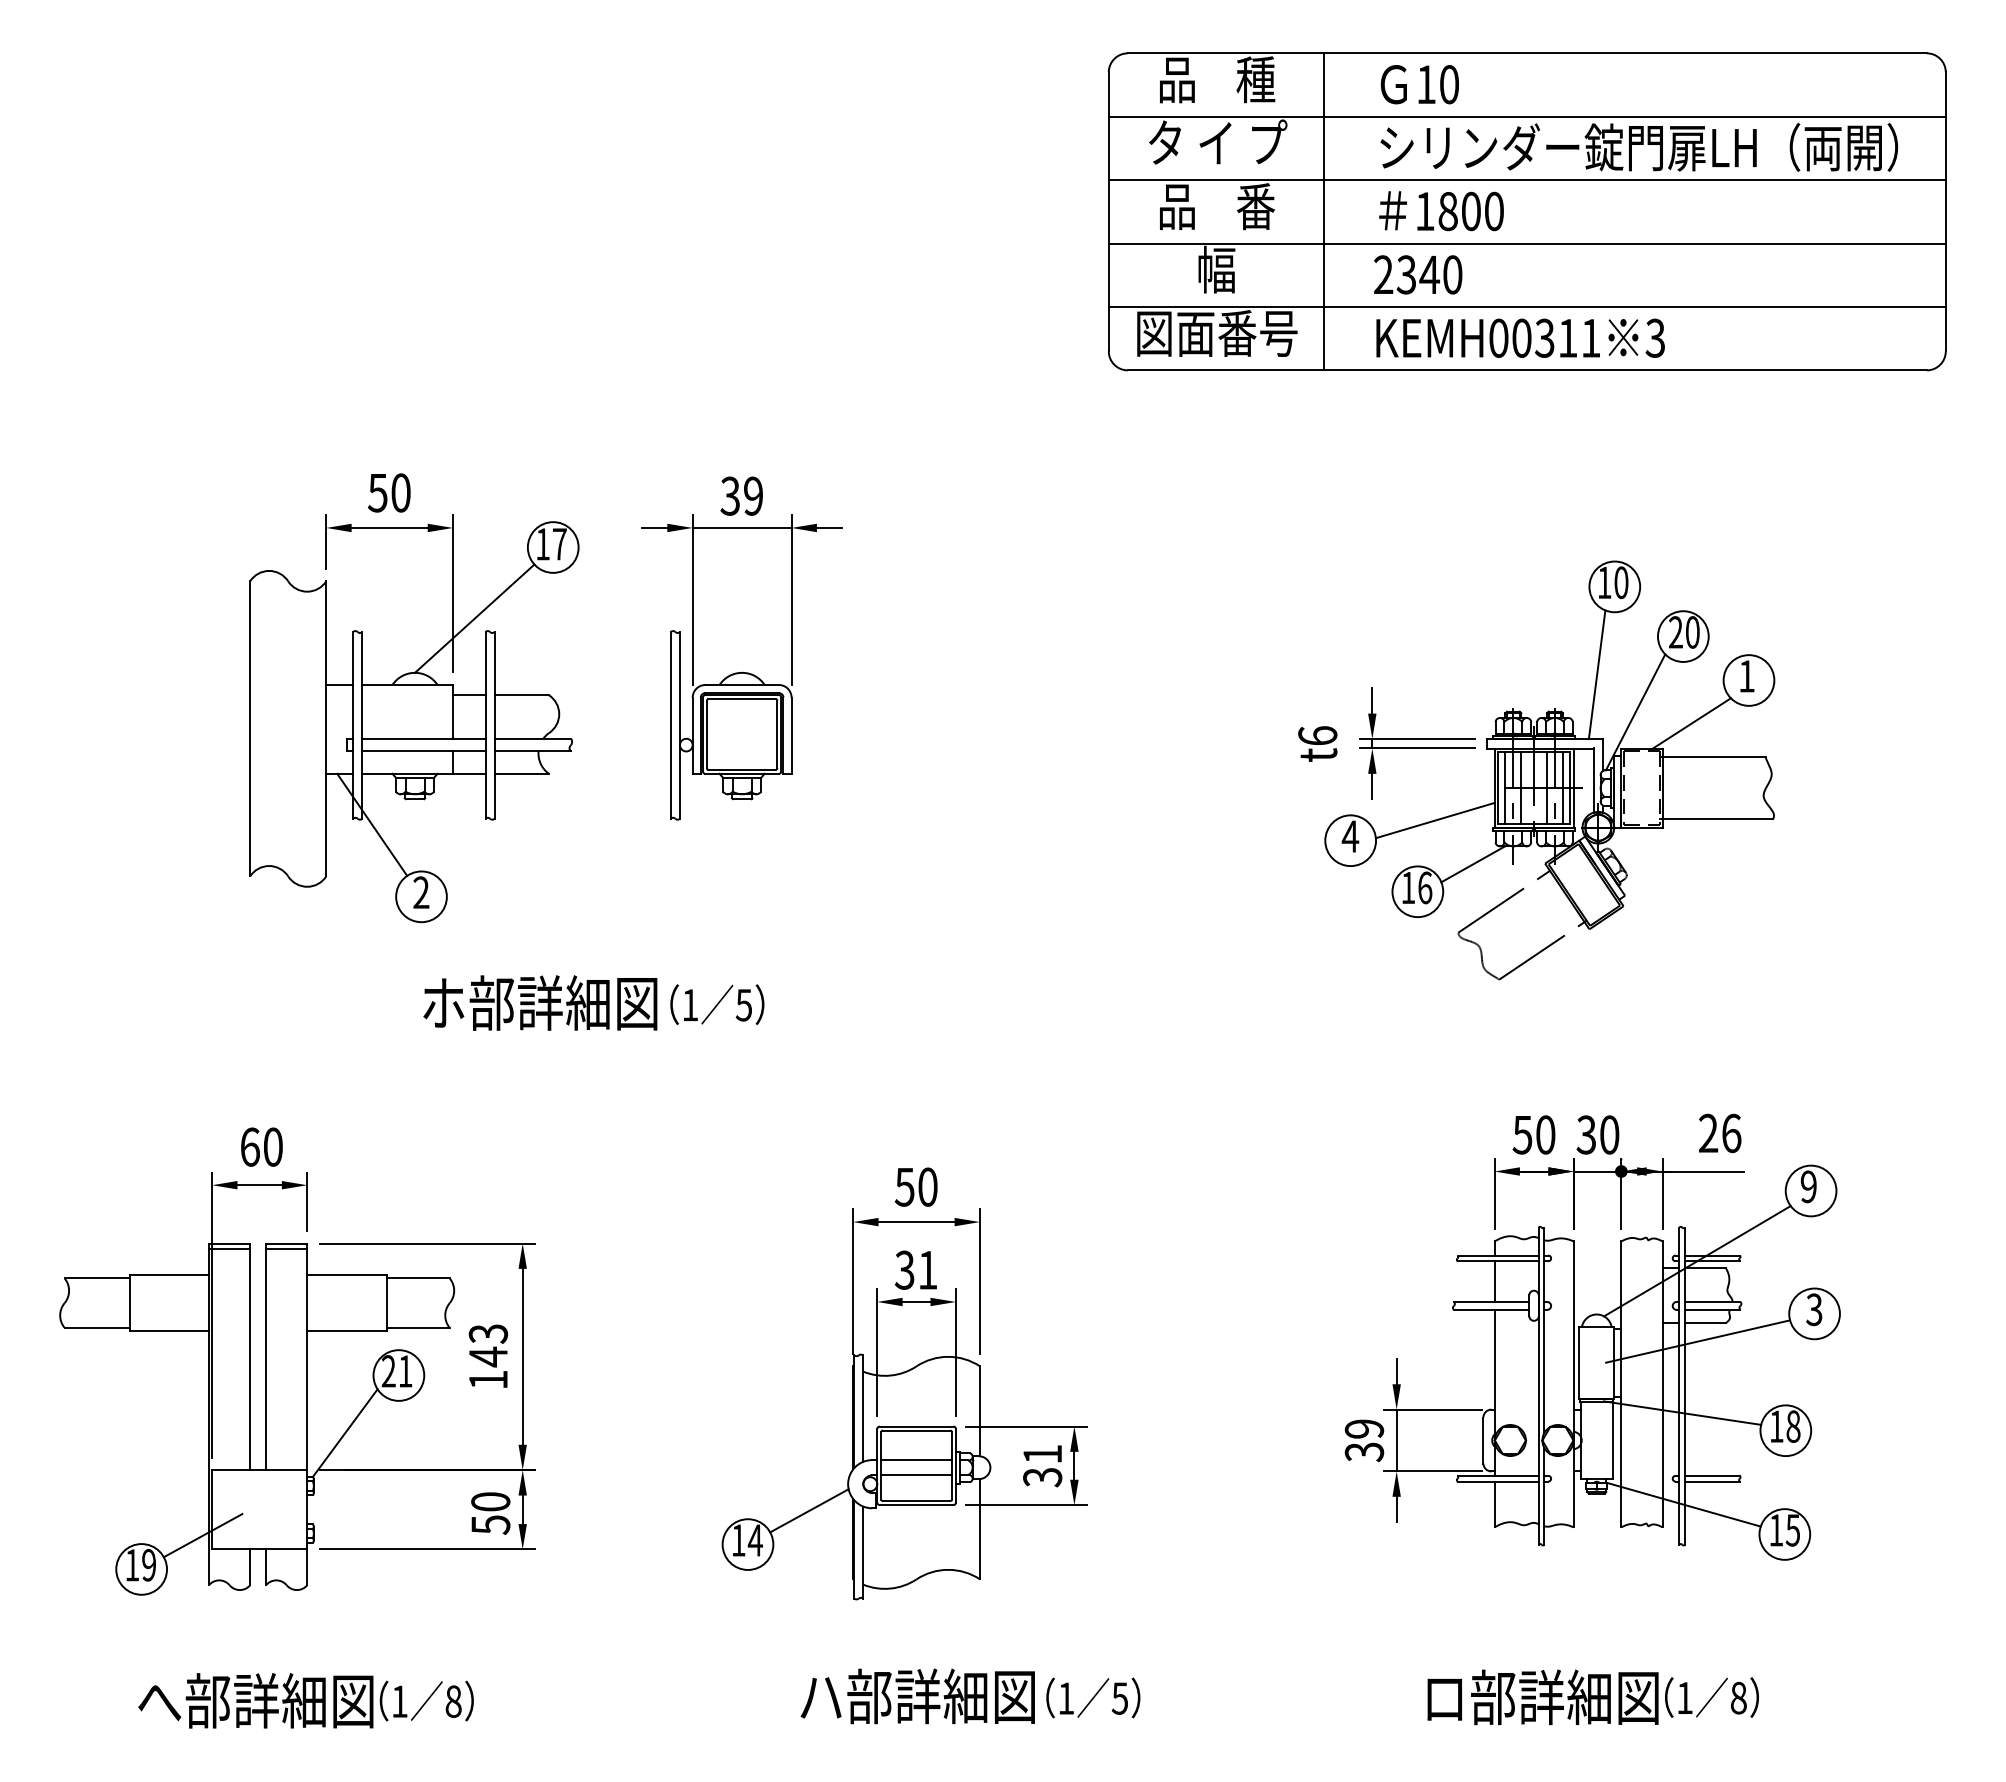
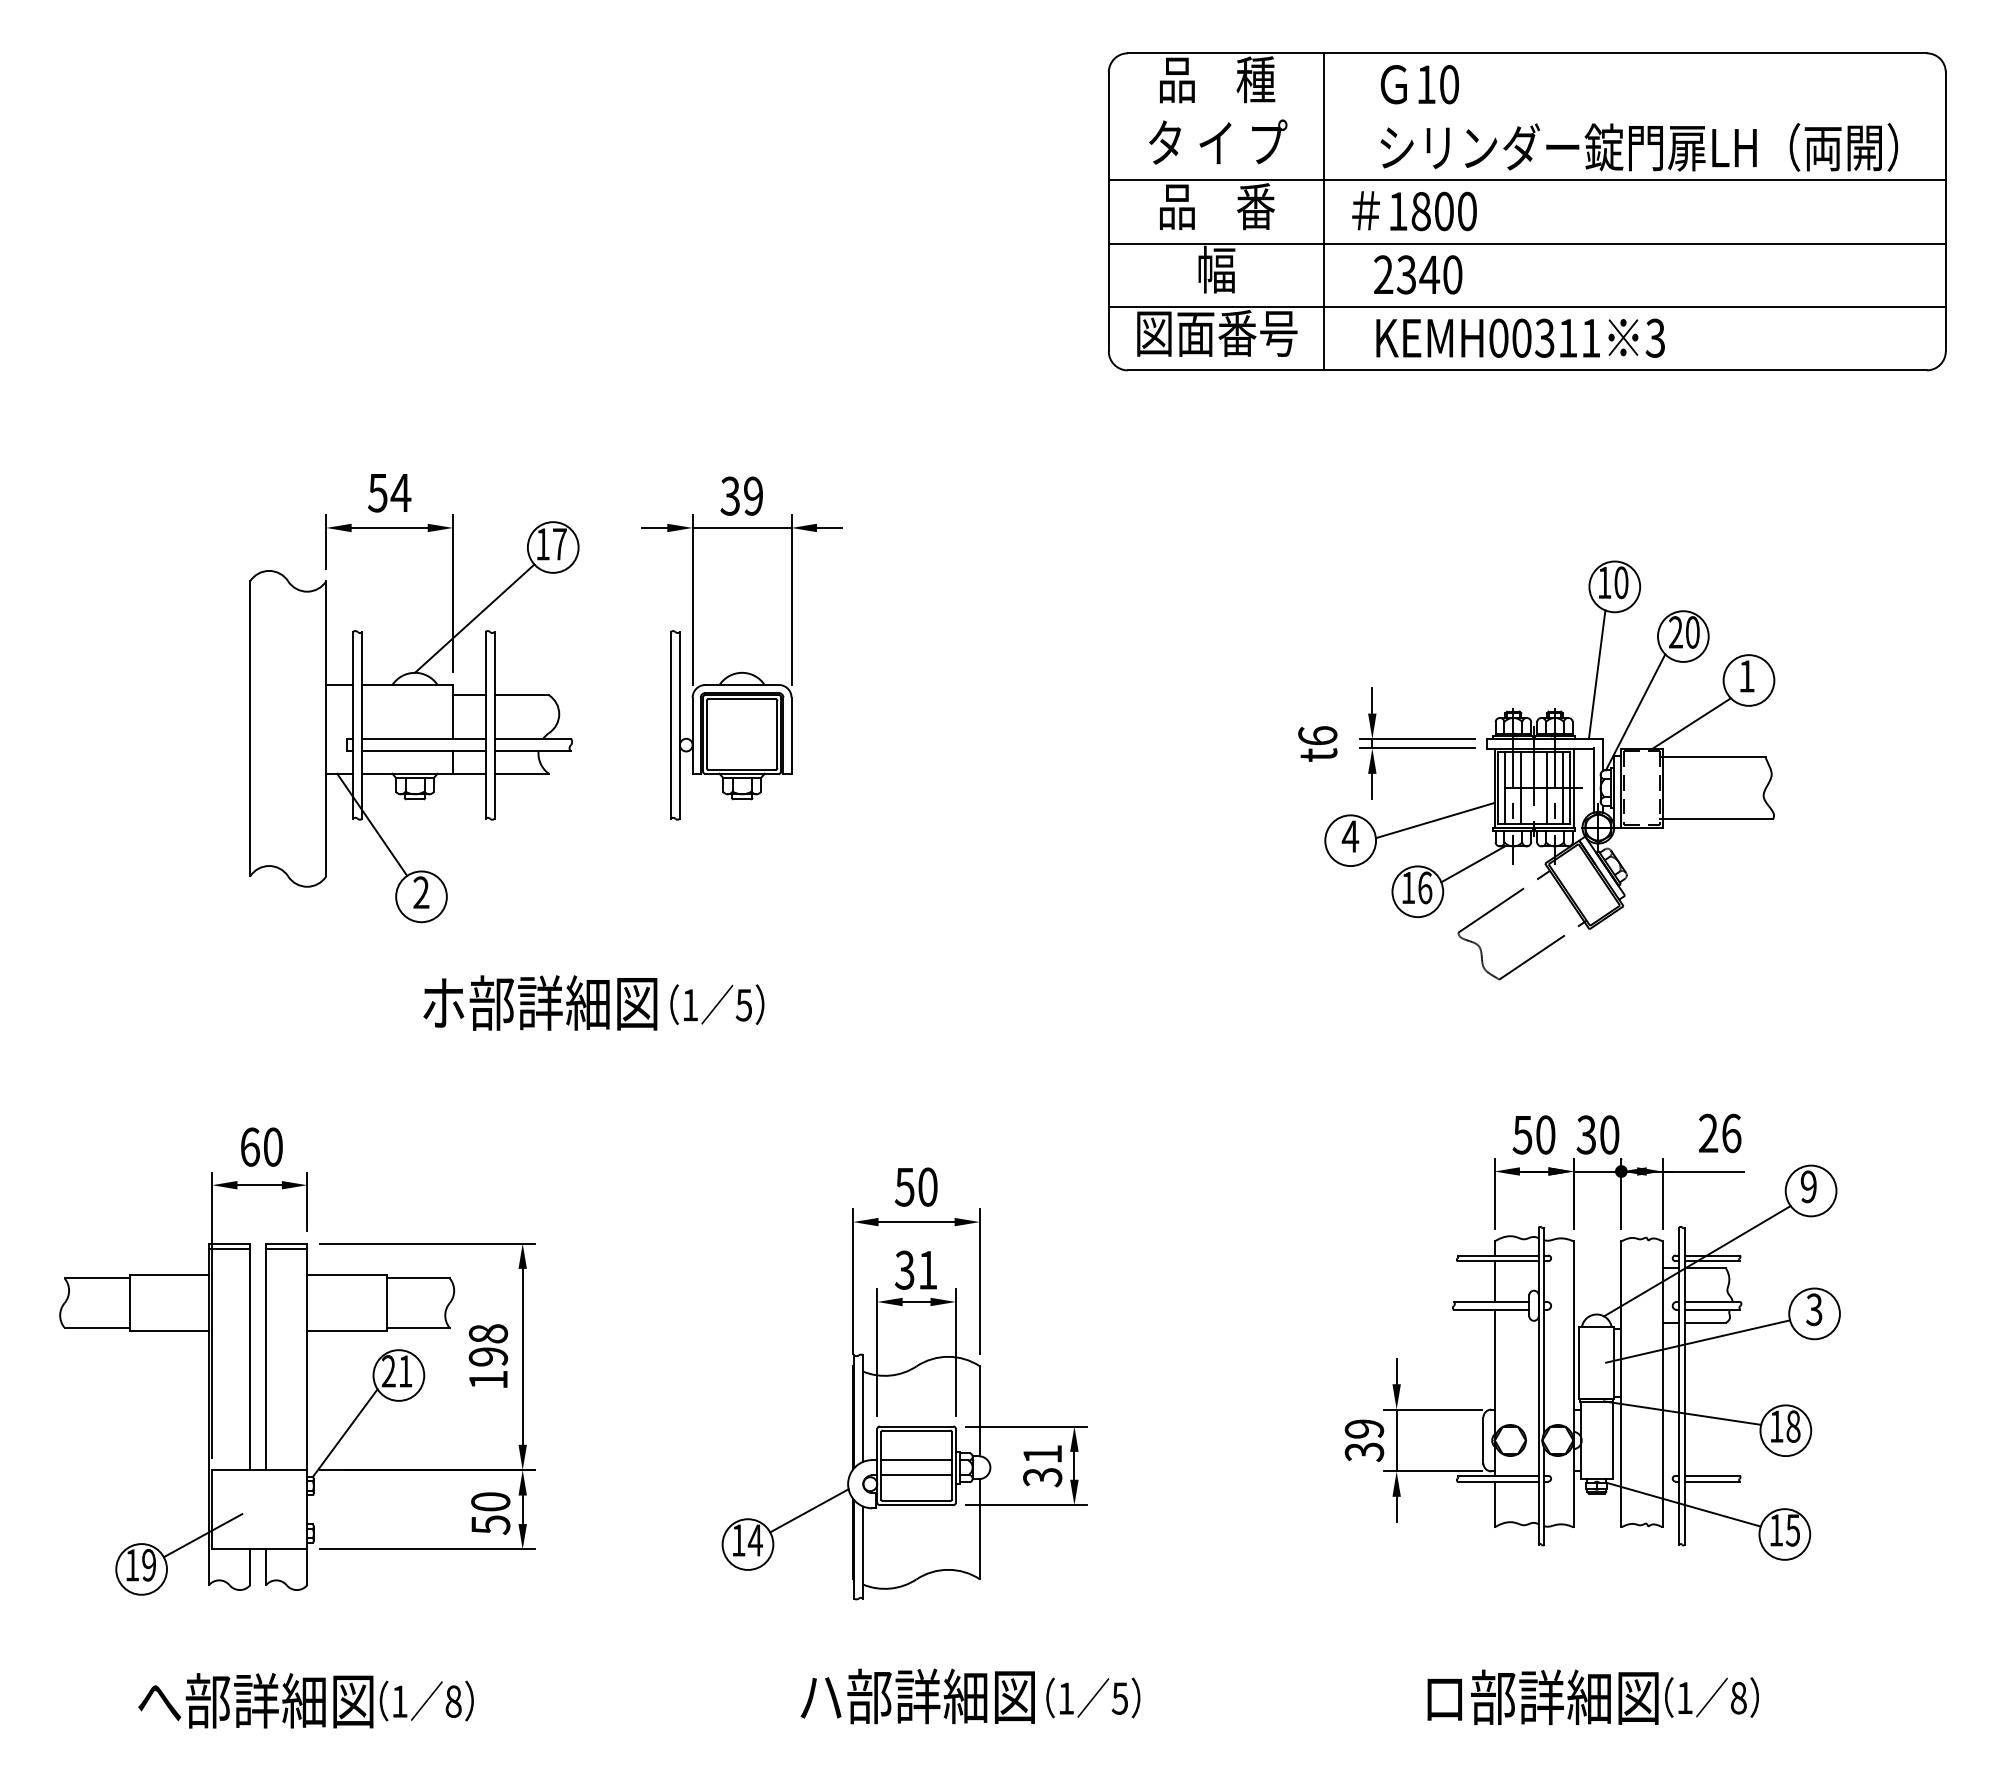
line: present -> none (1526, 116)
text position: (1441, 211) -> (1414, 211) (1414, 211)
text: 50 -> 54 (400, 492)
text: 143 -> 198 (488, 1345)
